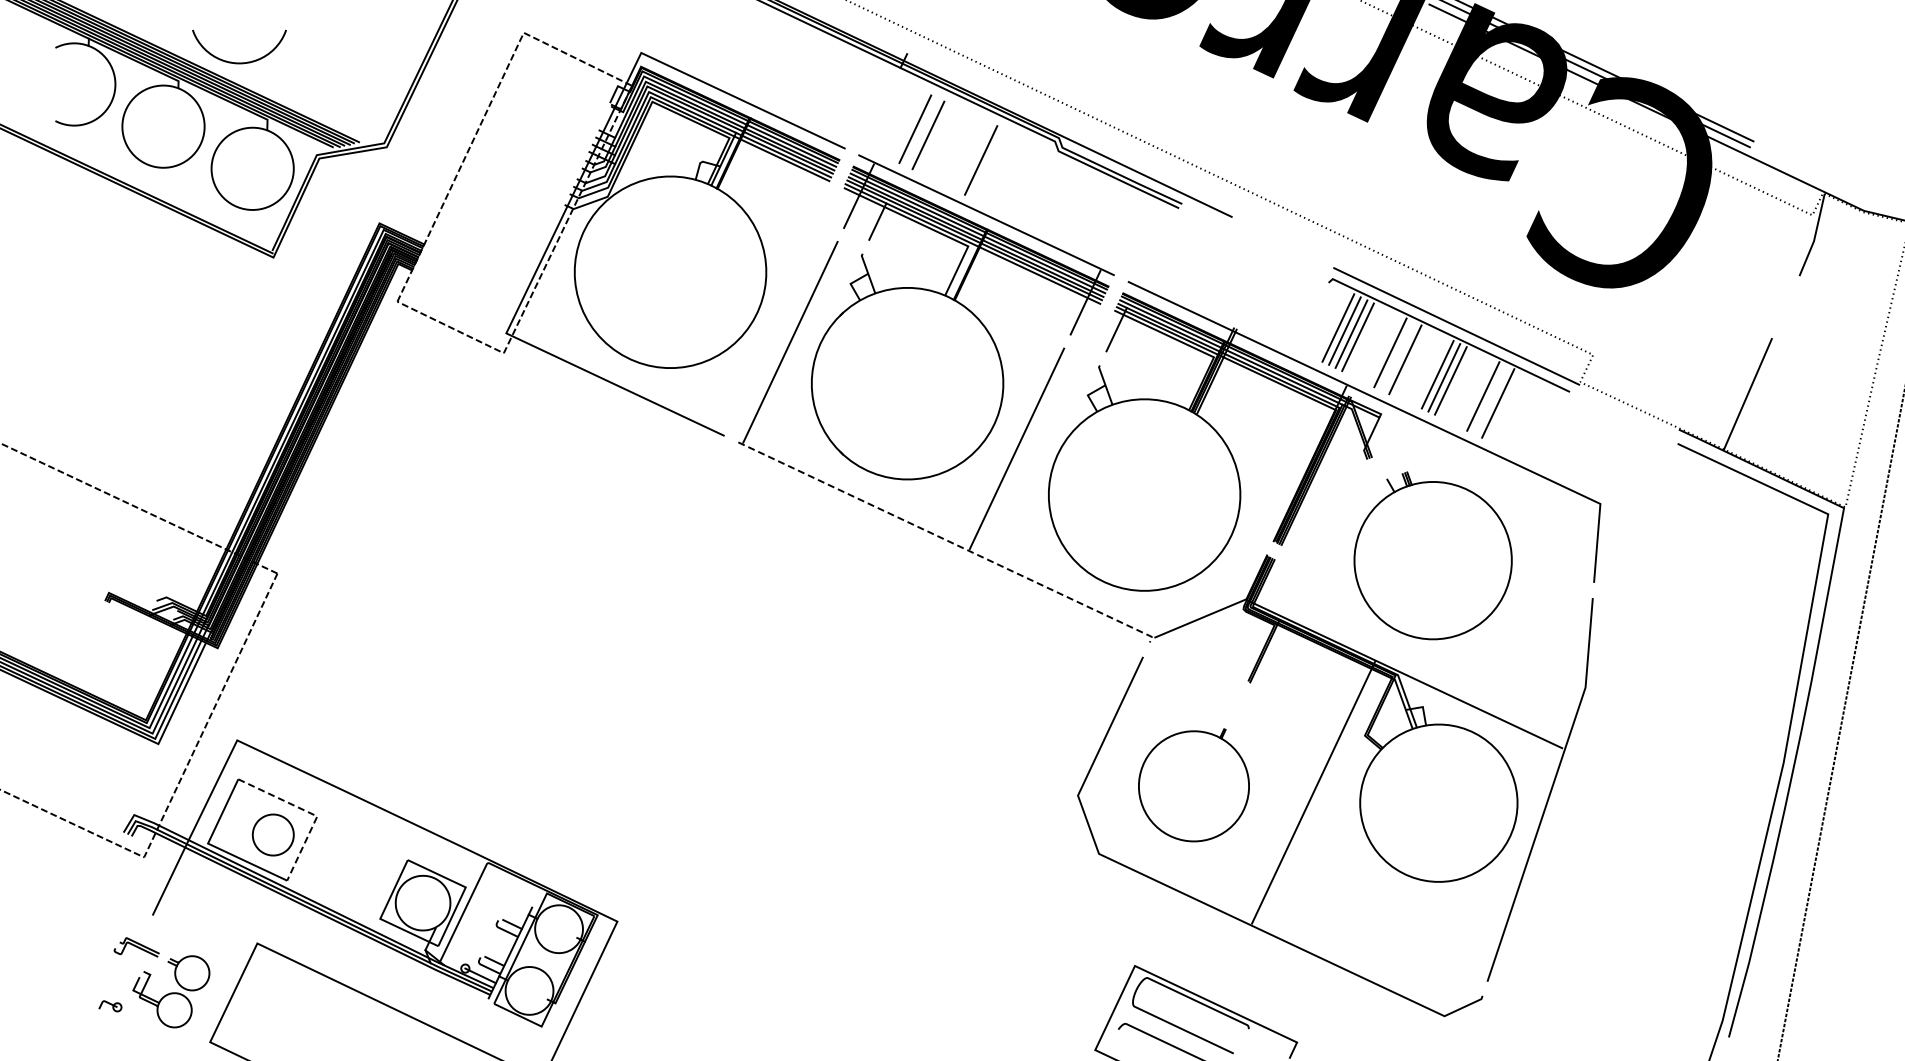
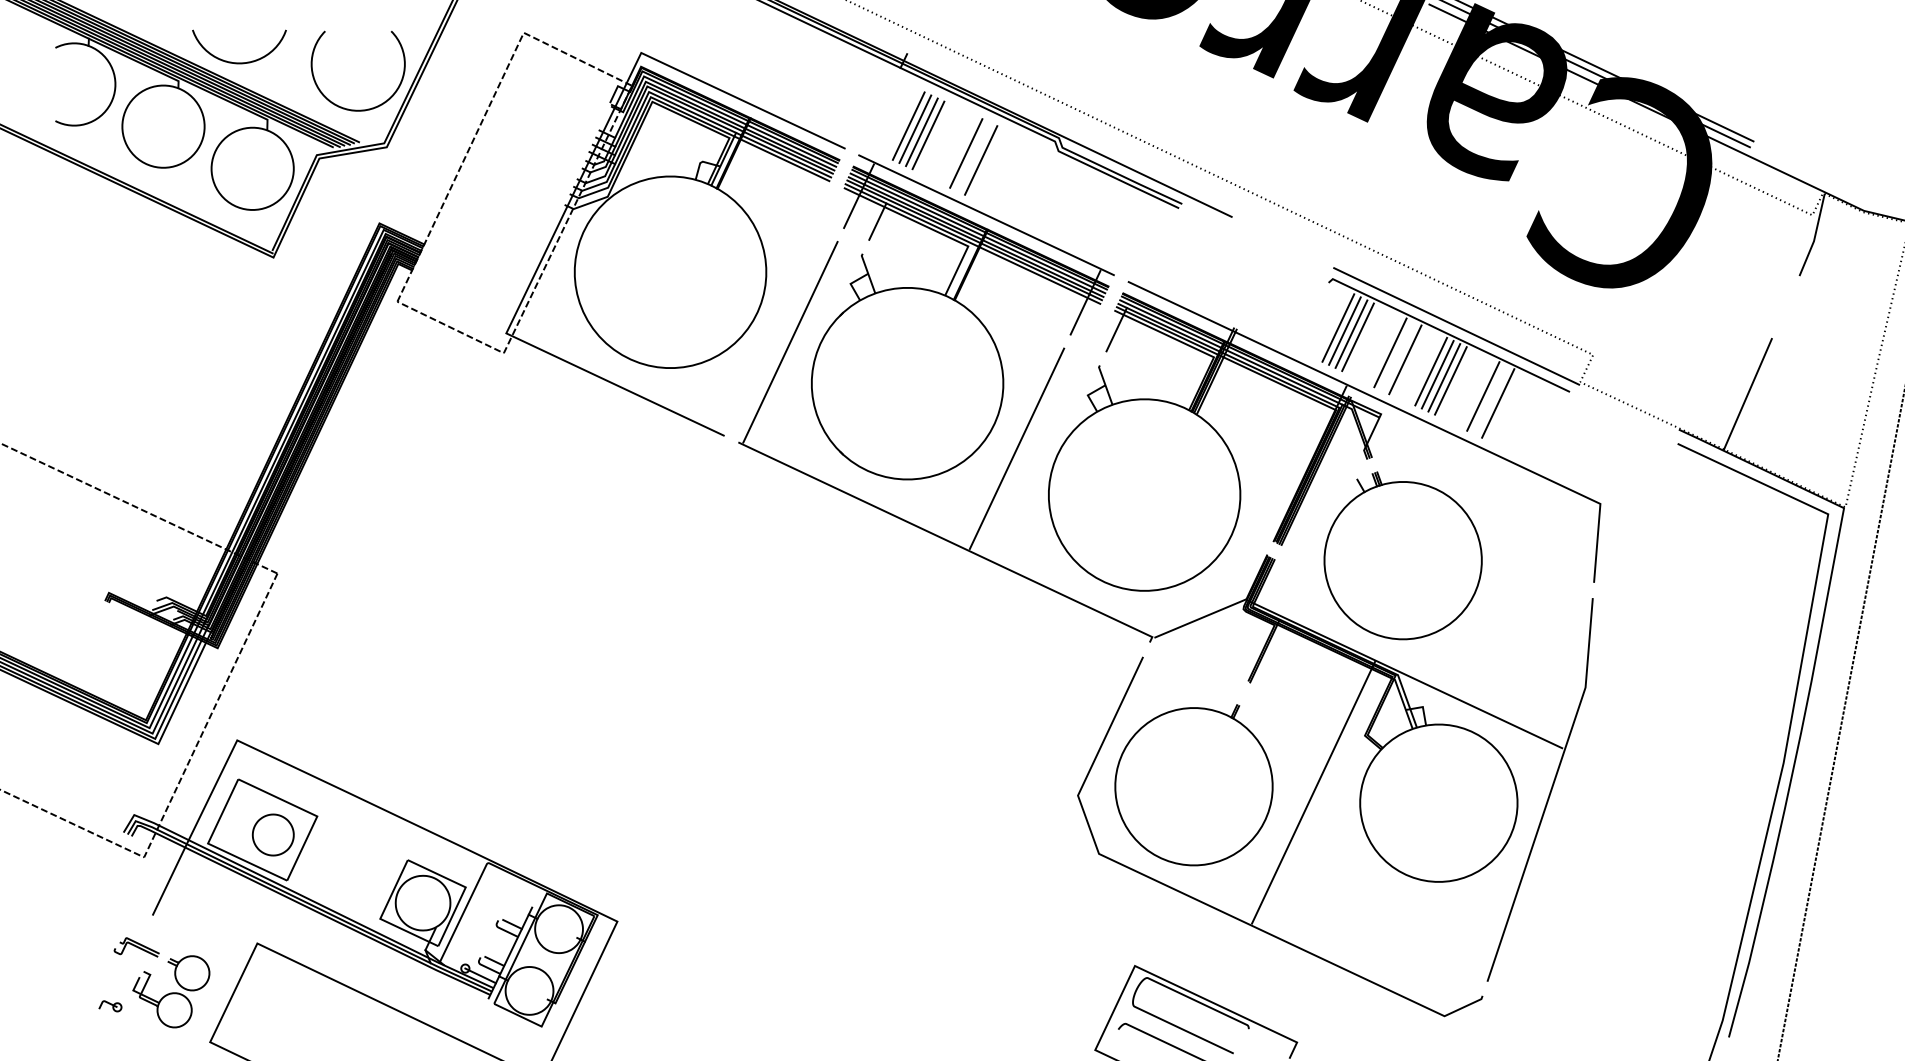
curve: none -> present (357, 109)
line: none -> present (908, 125)
line: none -> present (921, 132)
line: none -> present (966, 153)
line: none -> present (1431, 371)
line: dashed -> solid (948, 541)
part position: (1432, 555) -> (1402, 555) (1402, 555)
part size: 112x115 px -> 160x163 px (1193, 785)
line: dashed -> solid (310, 813)
